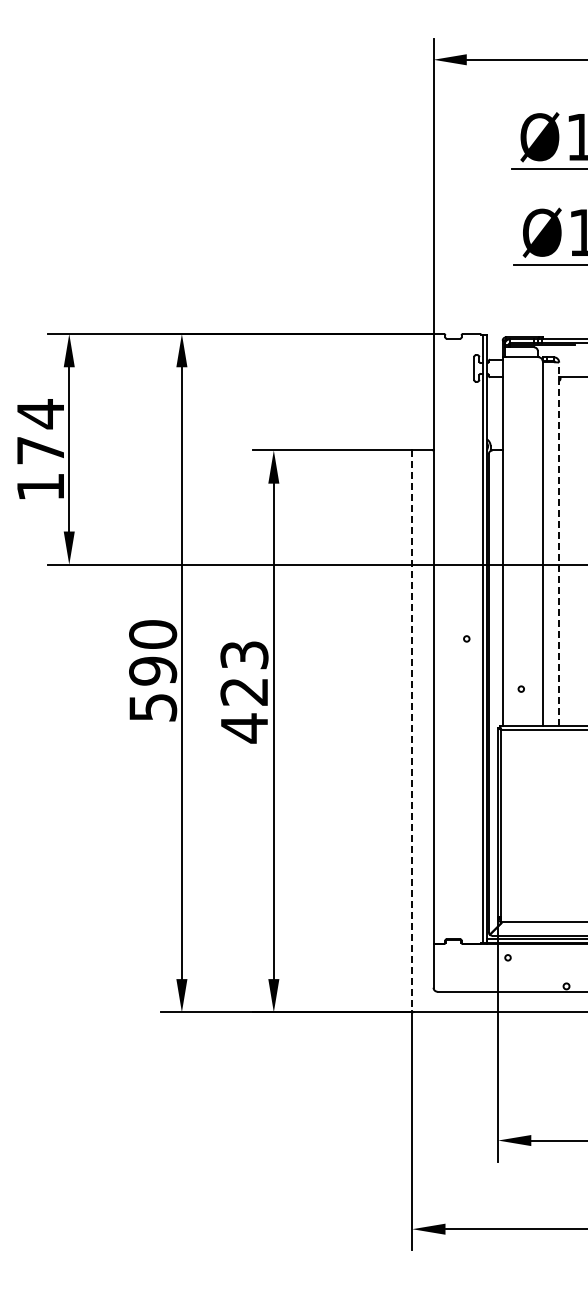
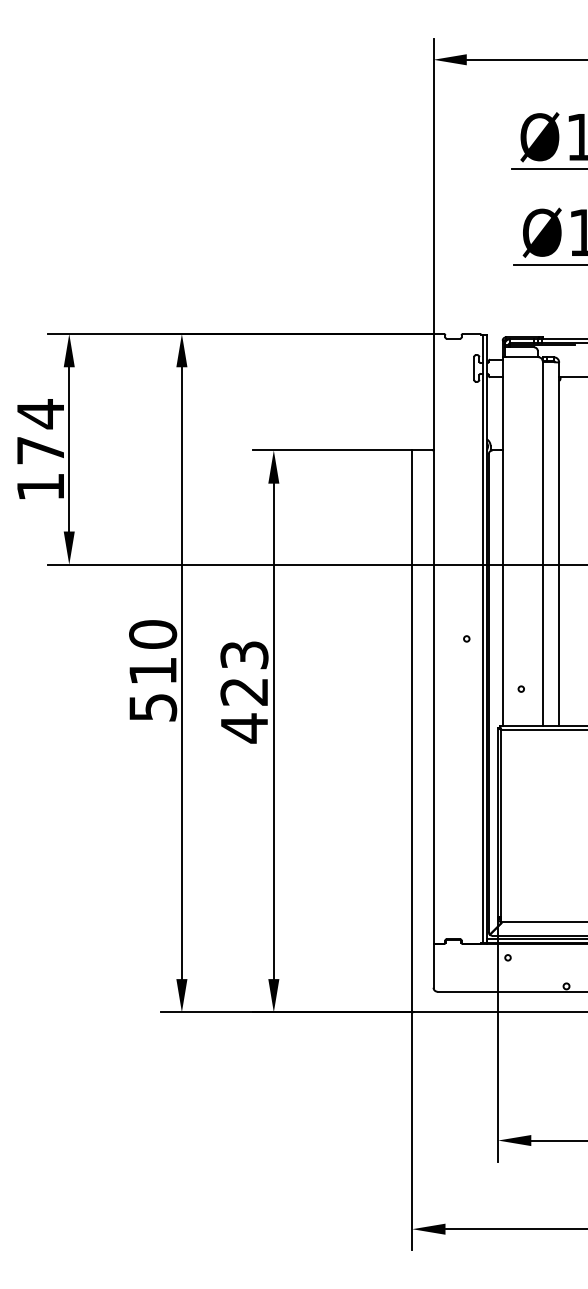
line: dashed -> solid (559, 544)
text: 590 -> 510 (153, 670)
line: dashed -> solid (412, 731)
